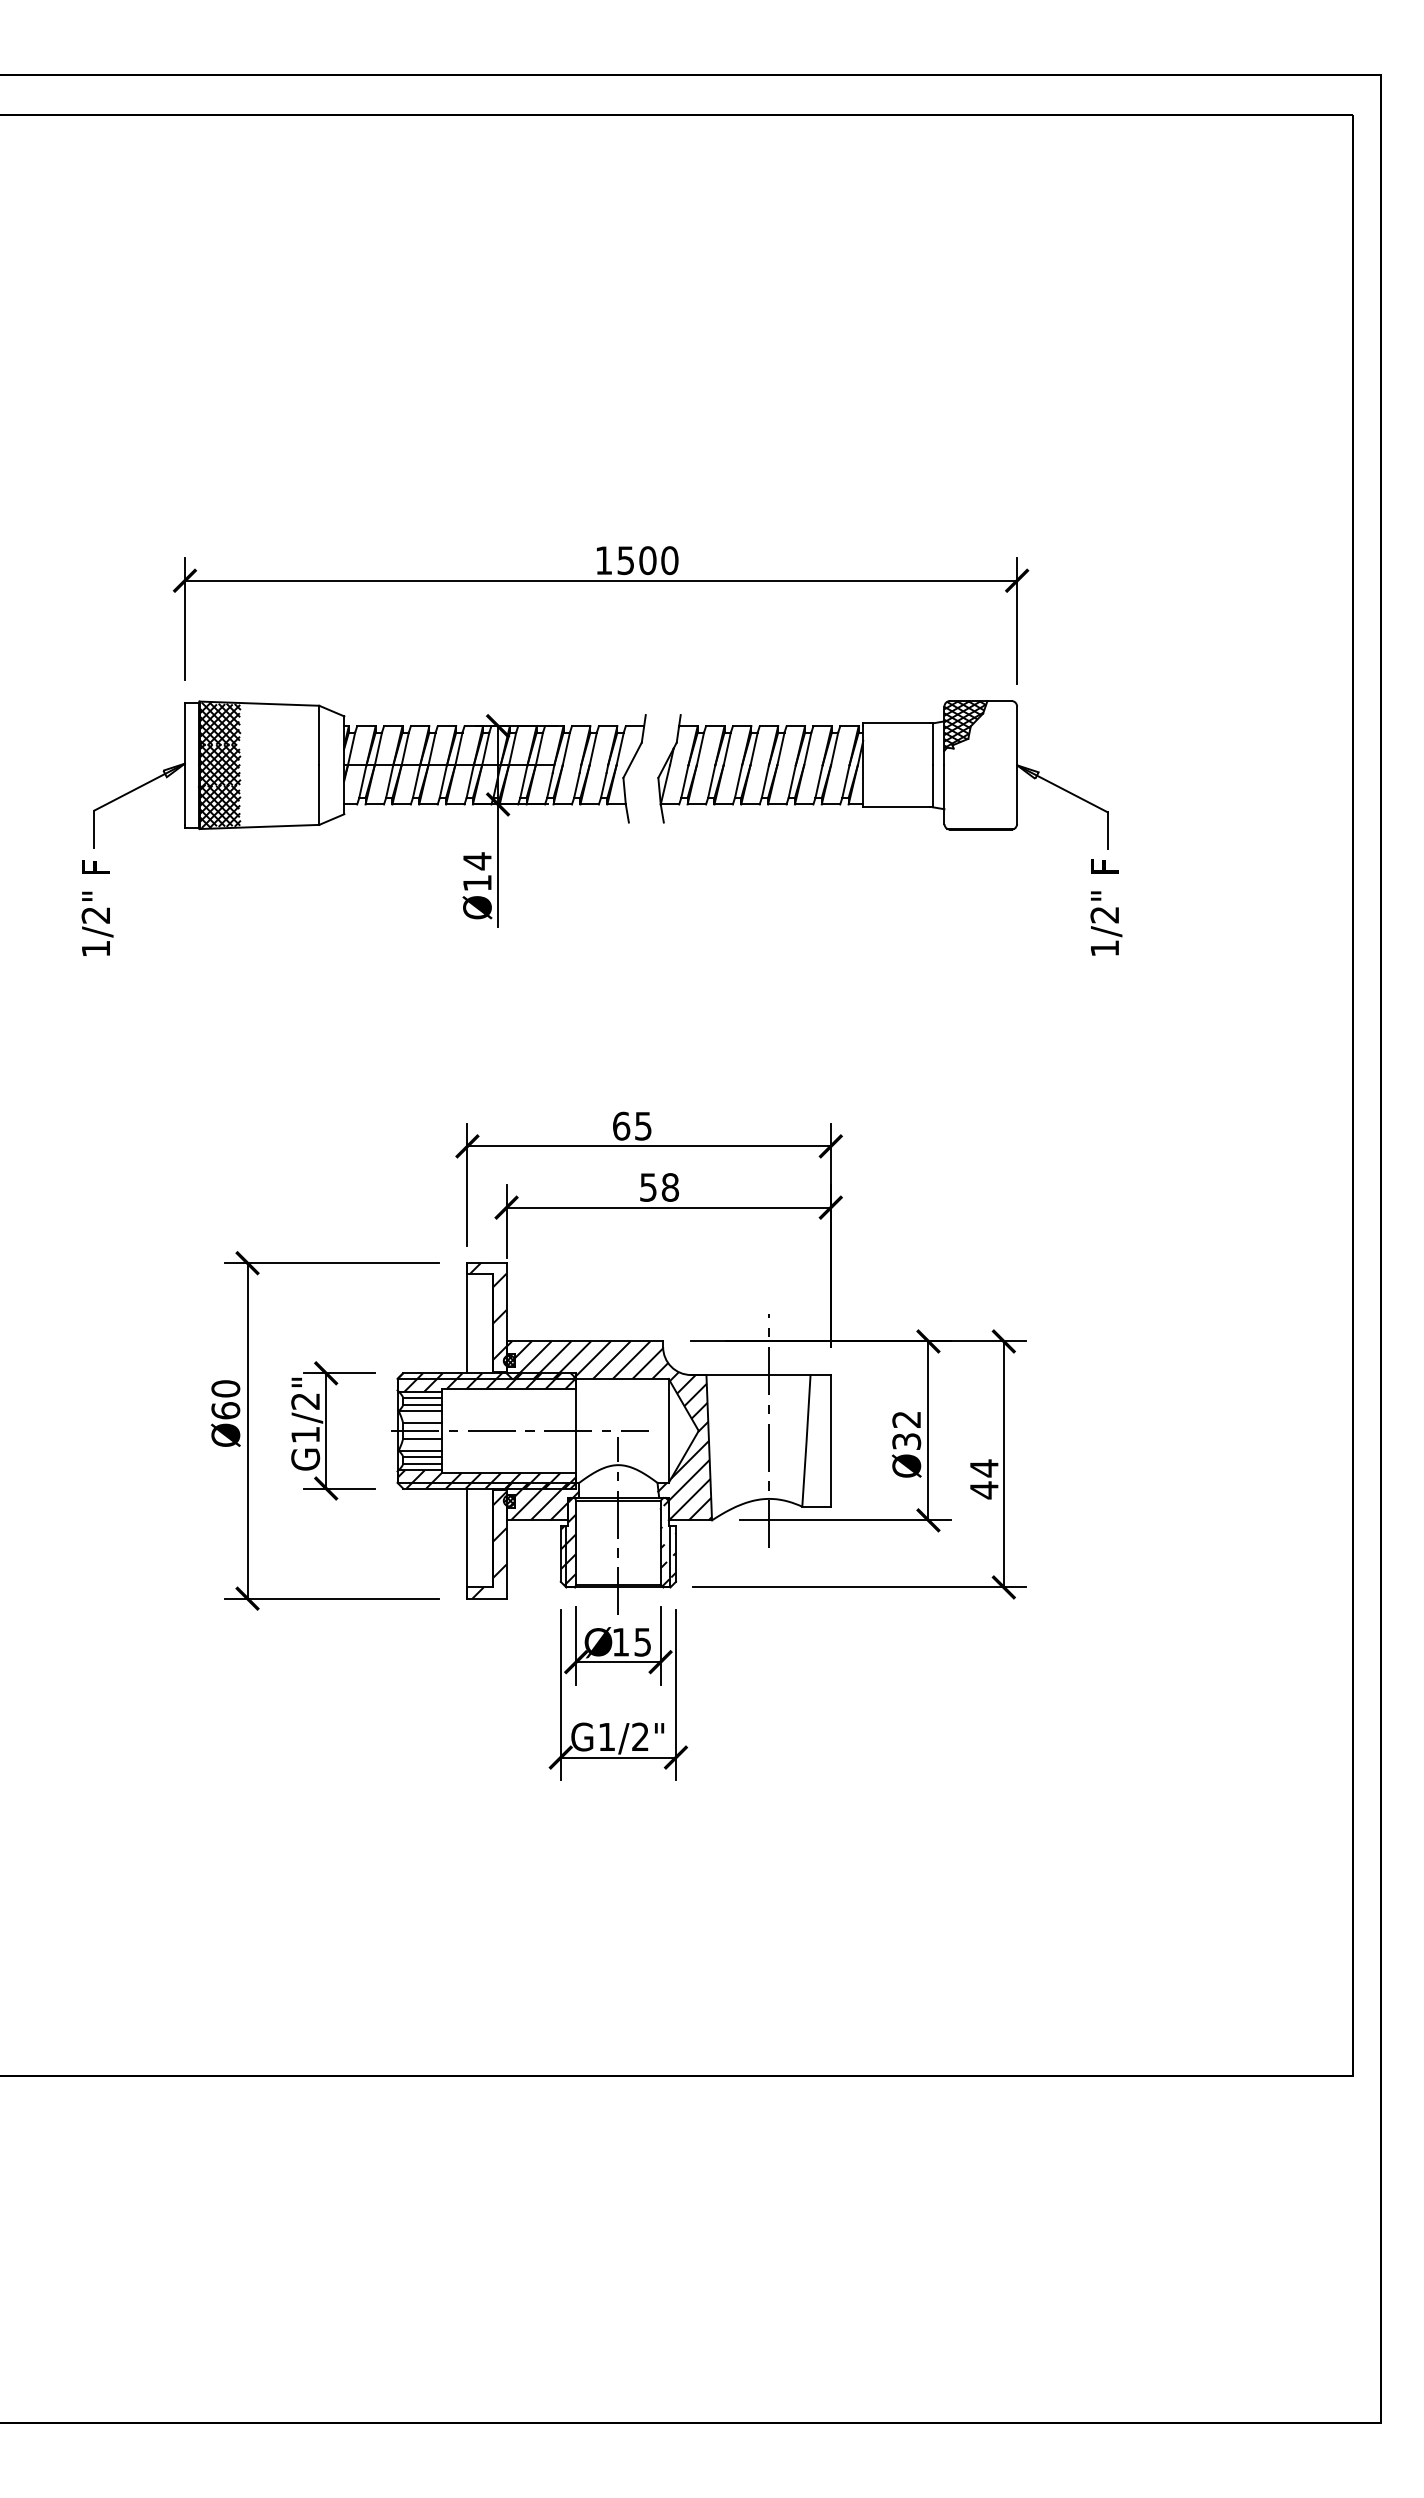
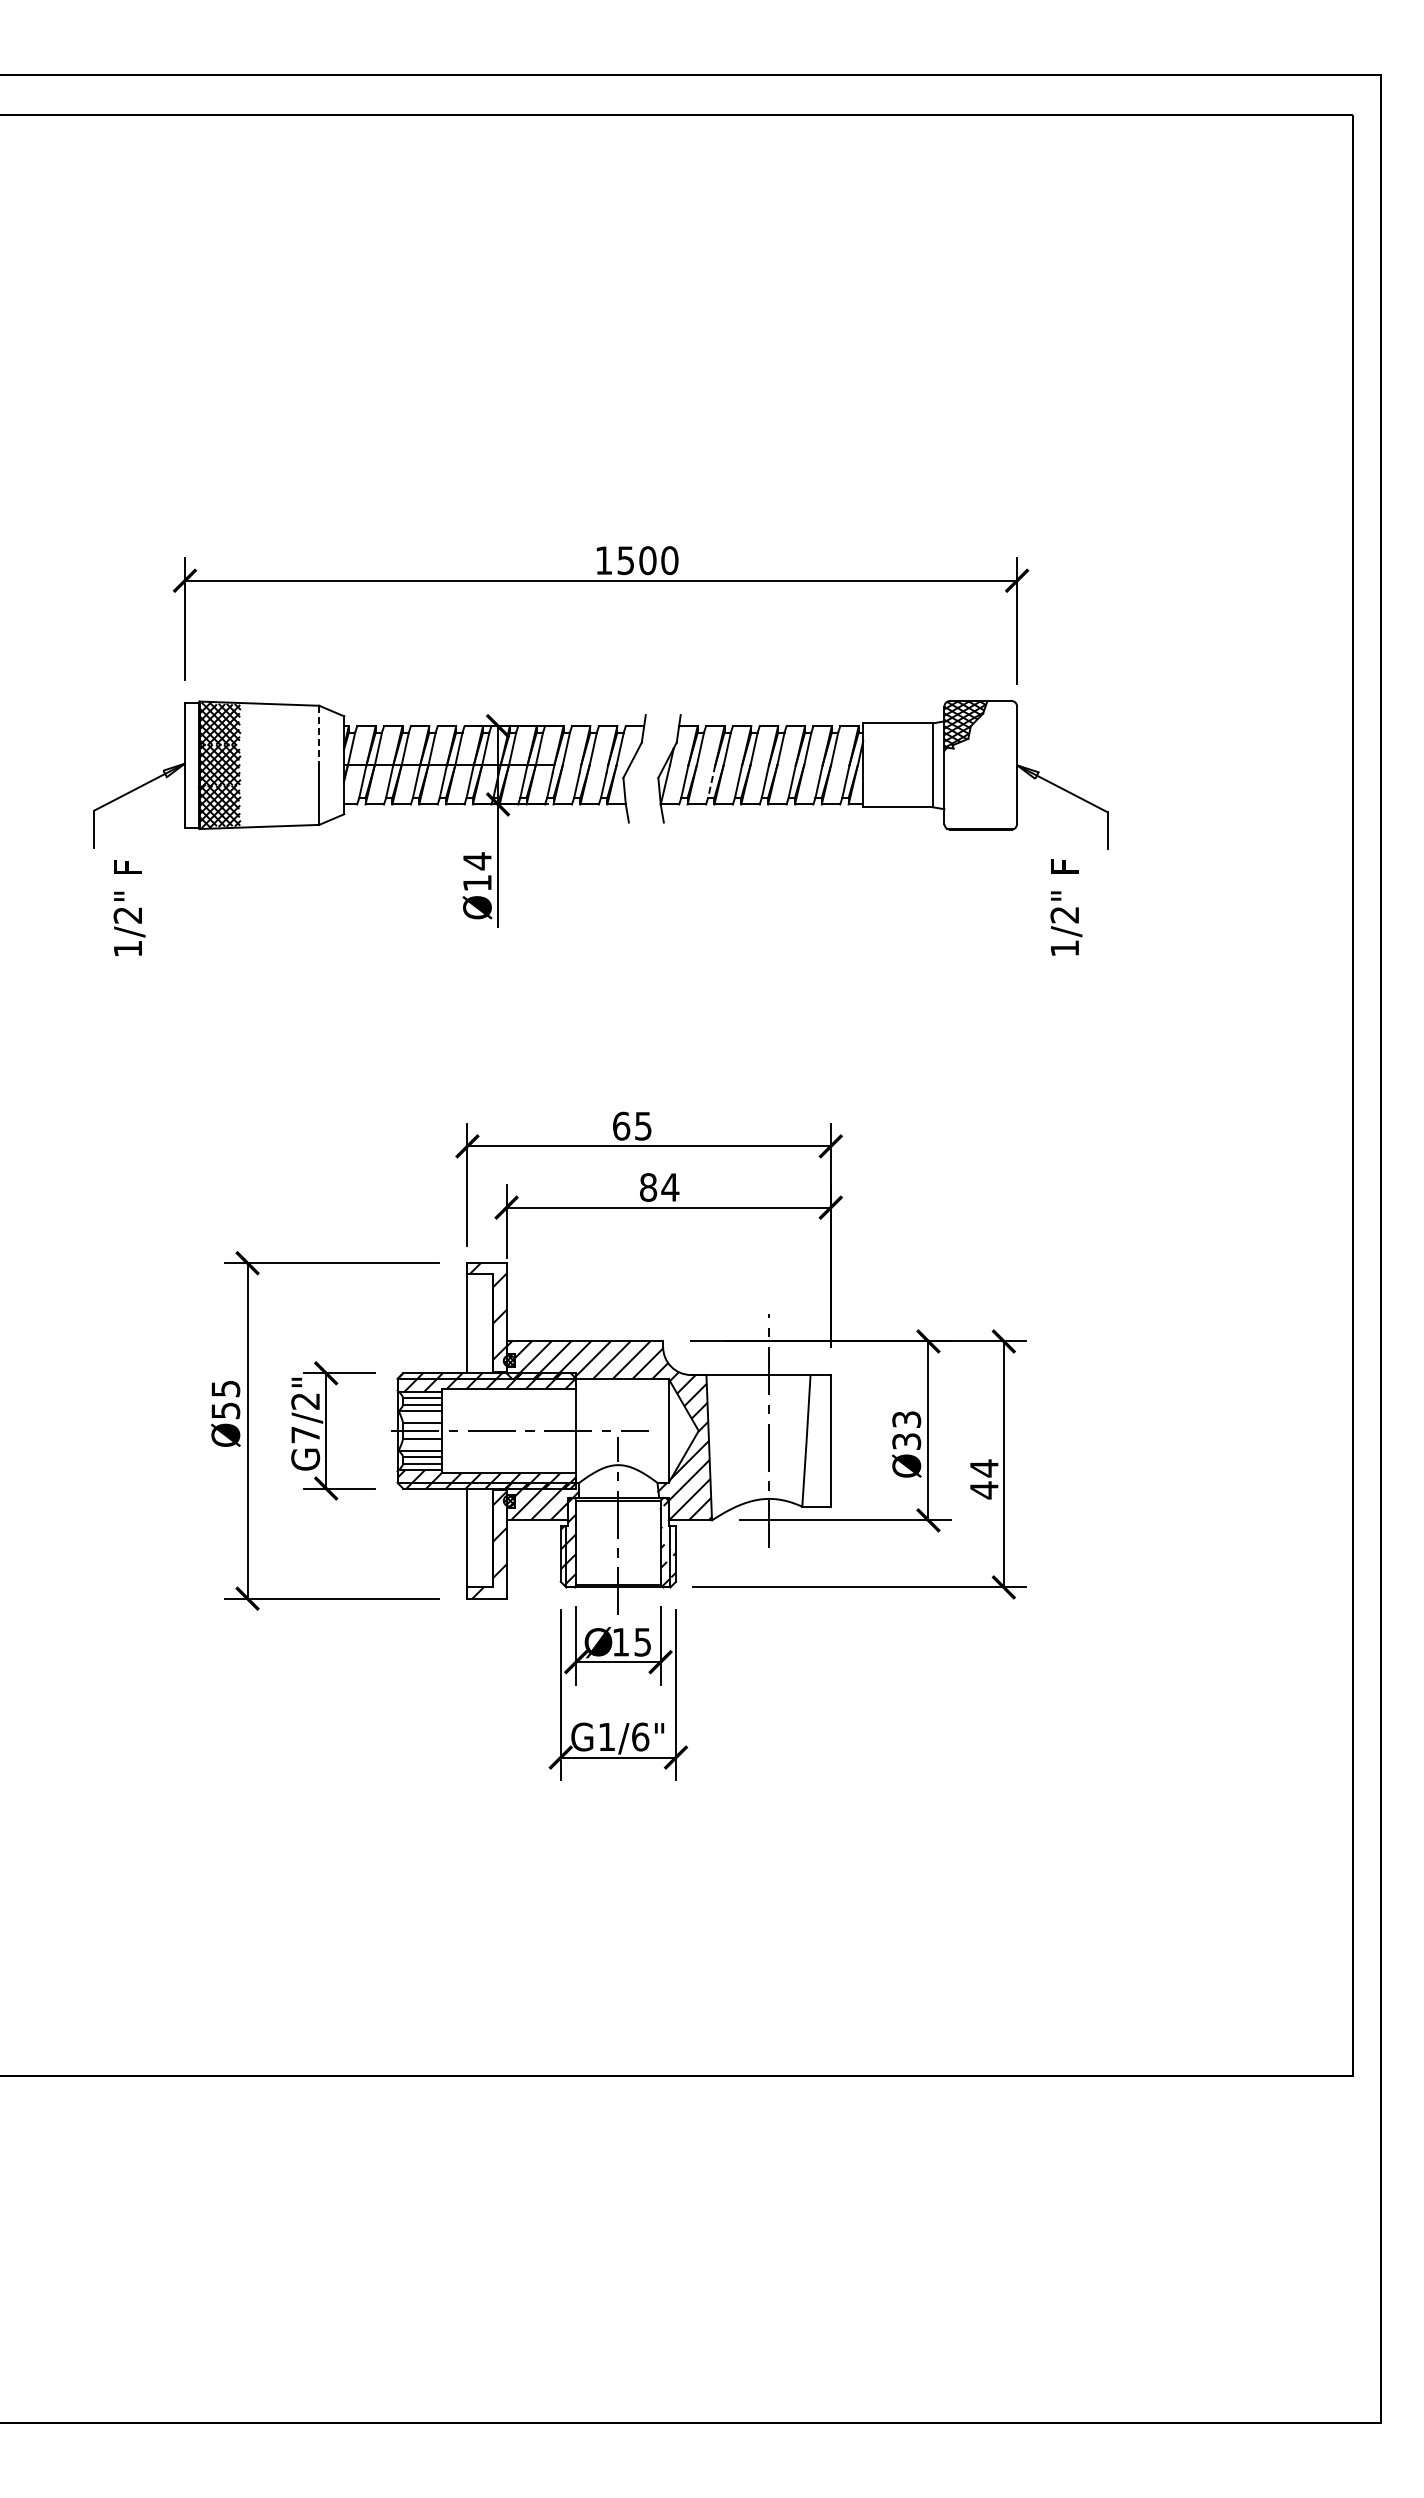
line: solid -> dashed (319, 735)
line: solid -> dashed (711, 781)
text position: (97, 907) -> (129, 907) (129, 907)
text position: (1106, 907) -> (1066, 907) (1066, 907)
text: 58 -> 84 (659, 1187)
text: Ø60 -> Ø55 (225, 1399)
text: Ø32 -> Ø33 (906, 1419)
text: G1/2" -> G7/2" (305, 1435)
text: G1/2" -> G1/6" (640, 1736)
